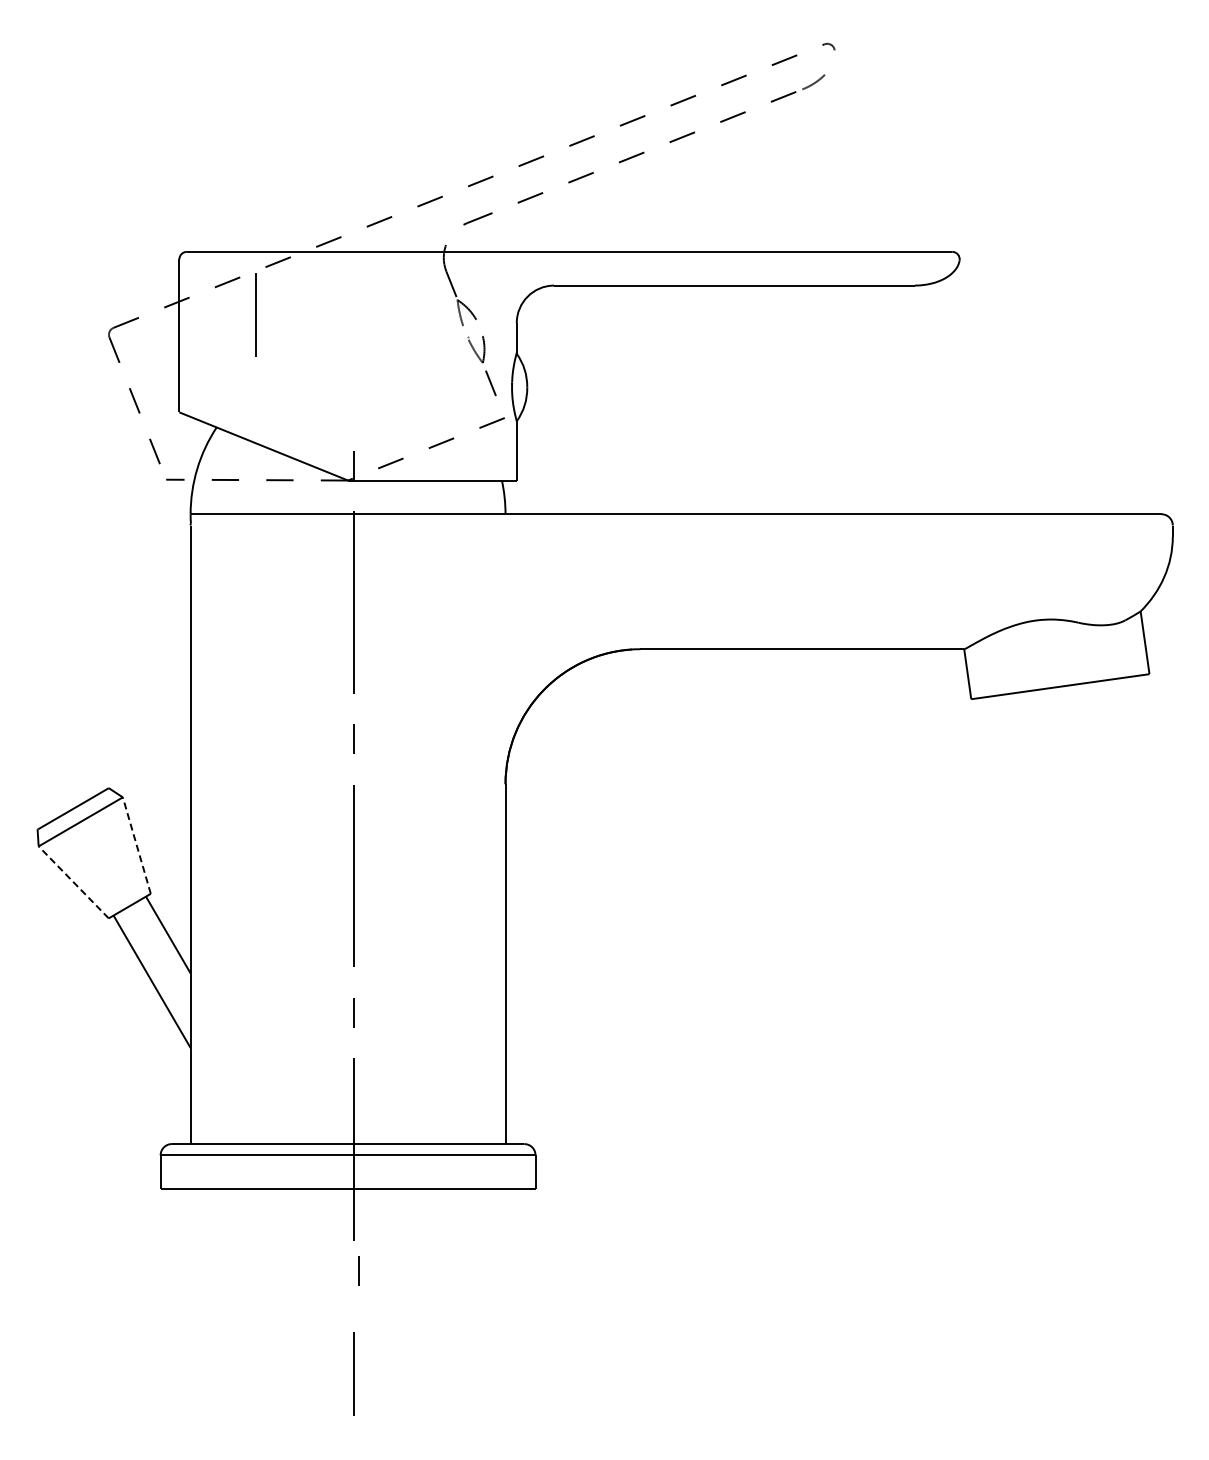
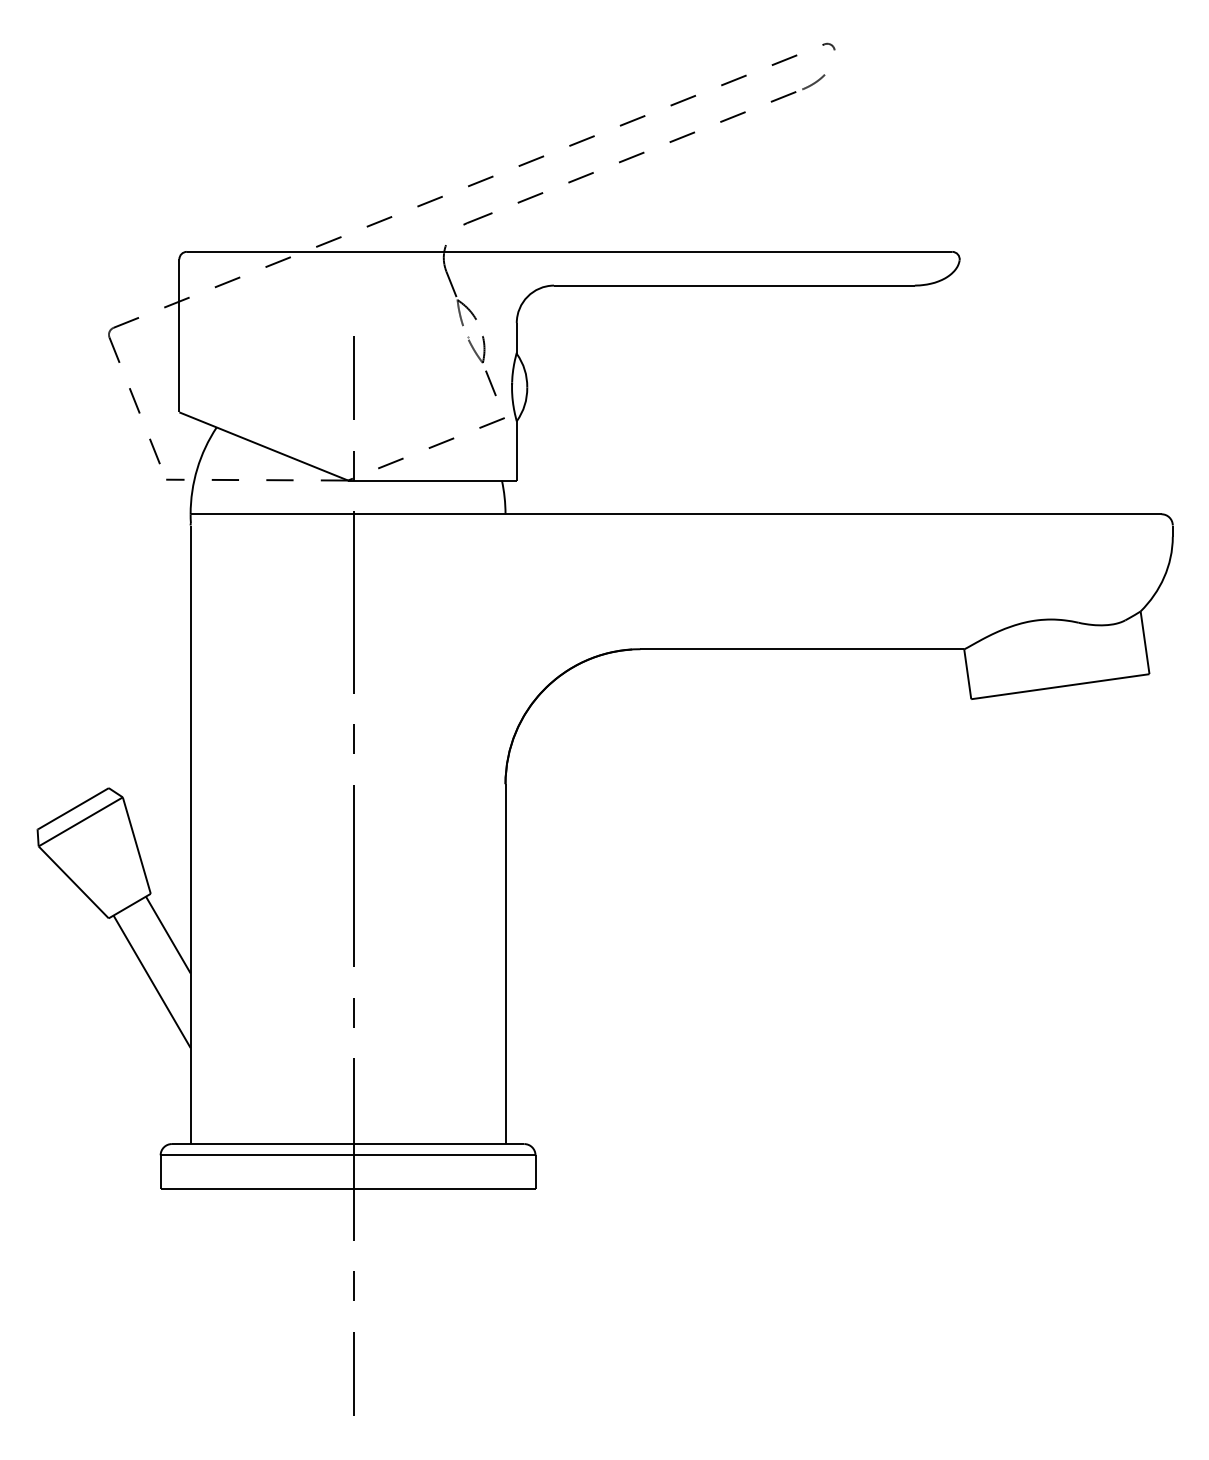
line position: (255, 314) -> (353, 377) (353, 377)
line: dashed -> solid (136, 845)
line: dashed -> solid (73, 882)
line position: (358, 1270) -> (353, 1285) (353, 1285)
